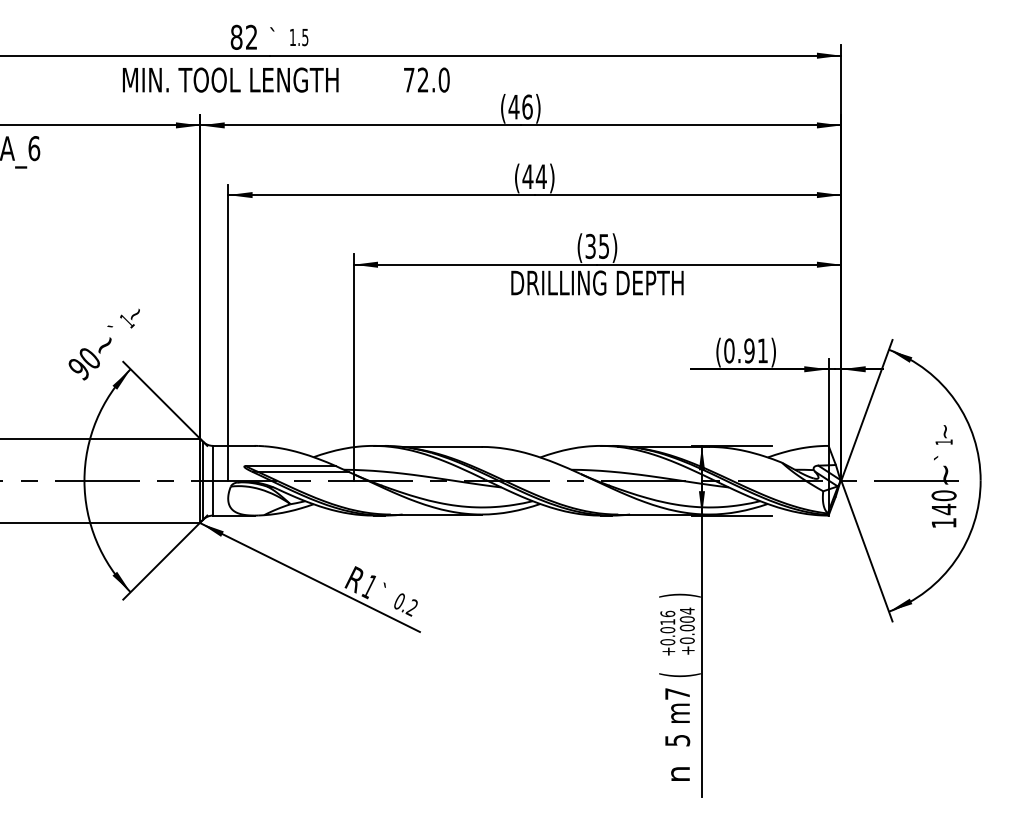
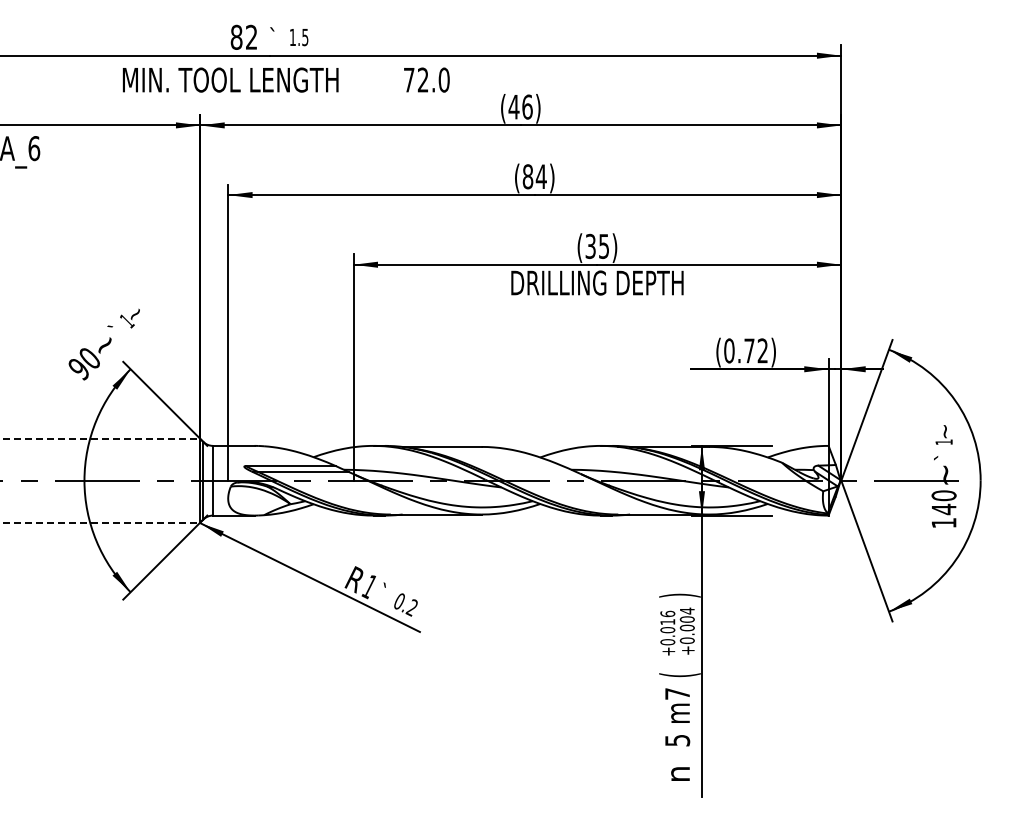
text: (44) -> (84) (527, 176)
text: (0.91) -> (0.72) (755, 350)
line: solid -> dashed (100, 438)
line: solid -> dashed (100, 522)
